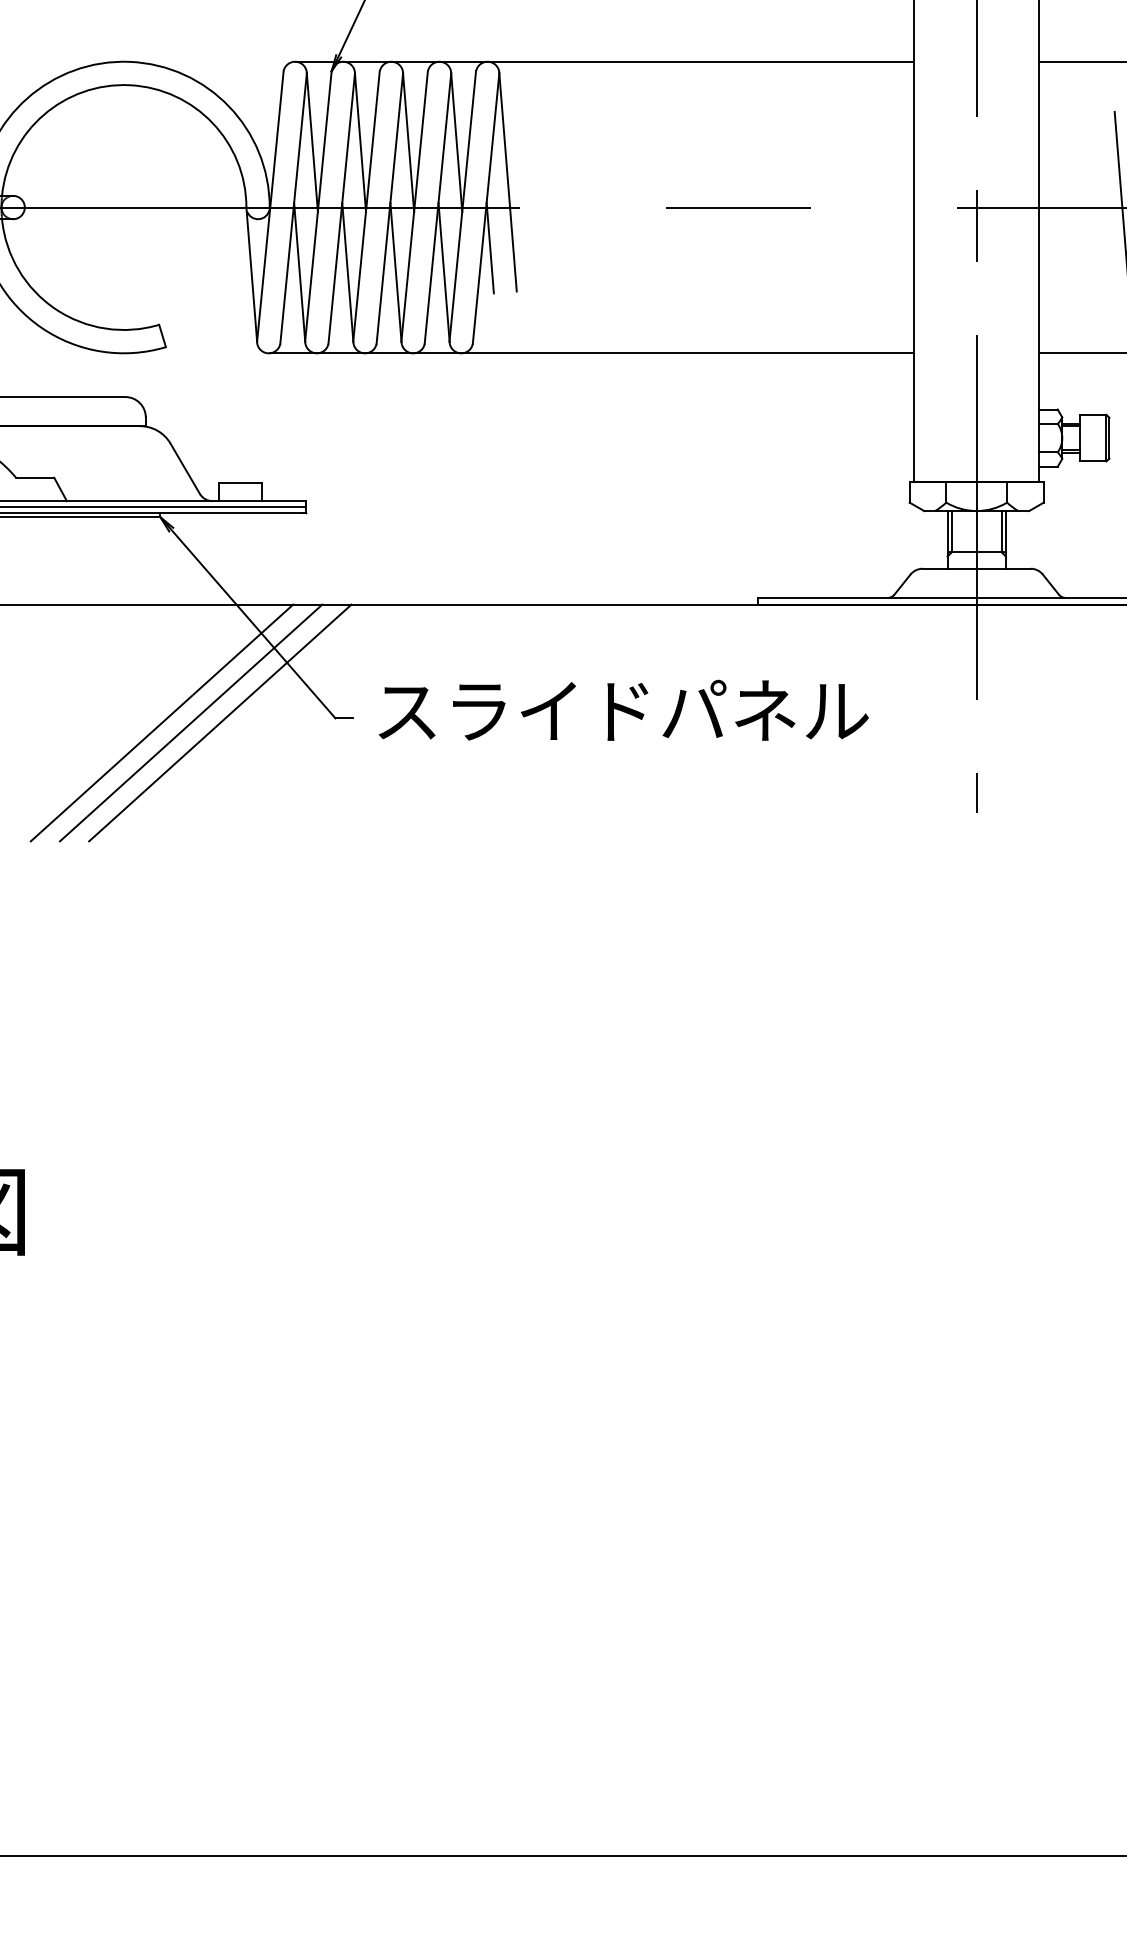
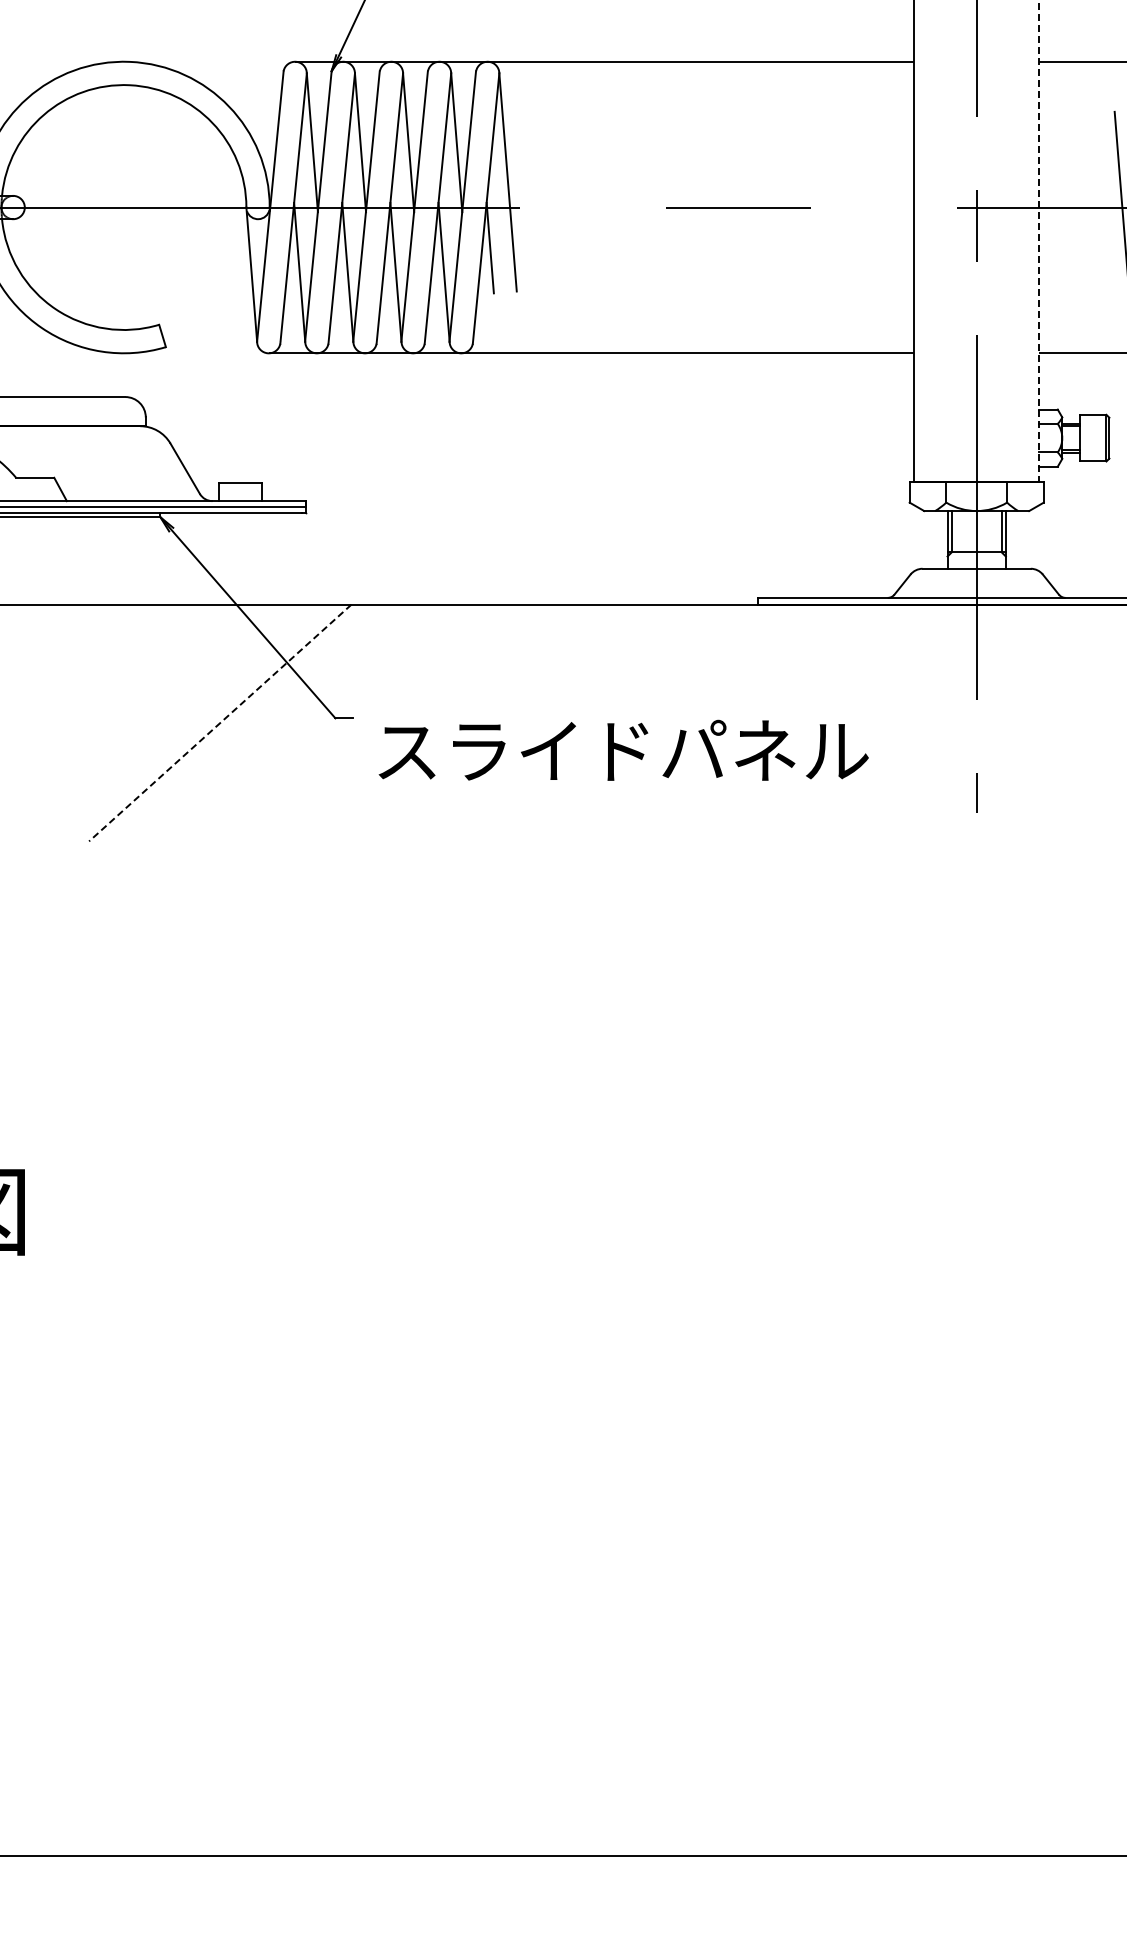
line: solid -> dashed (1038, 241)
text position: (623, 709) -> (623, 749) (623, 749)
line: present -> none (161, 722)
line: present -> none (190, 722)
line: solid -> dashed (220, 723)
